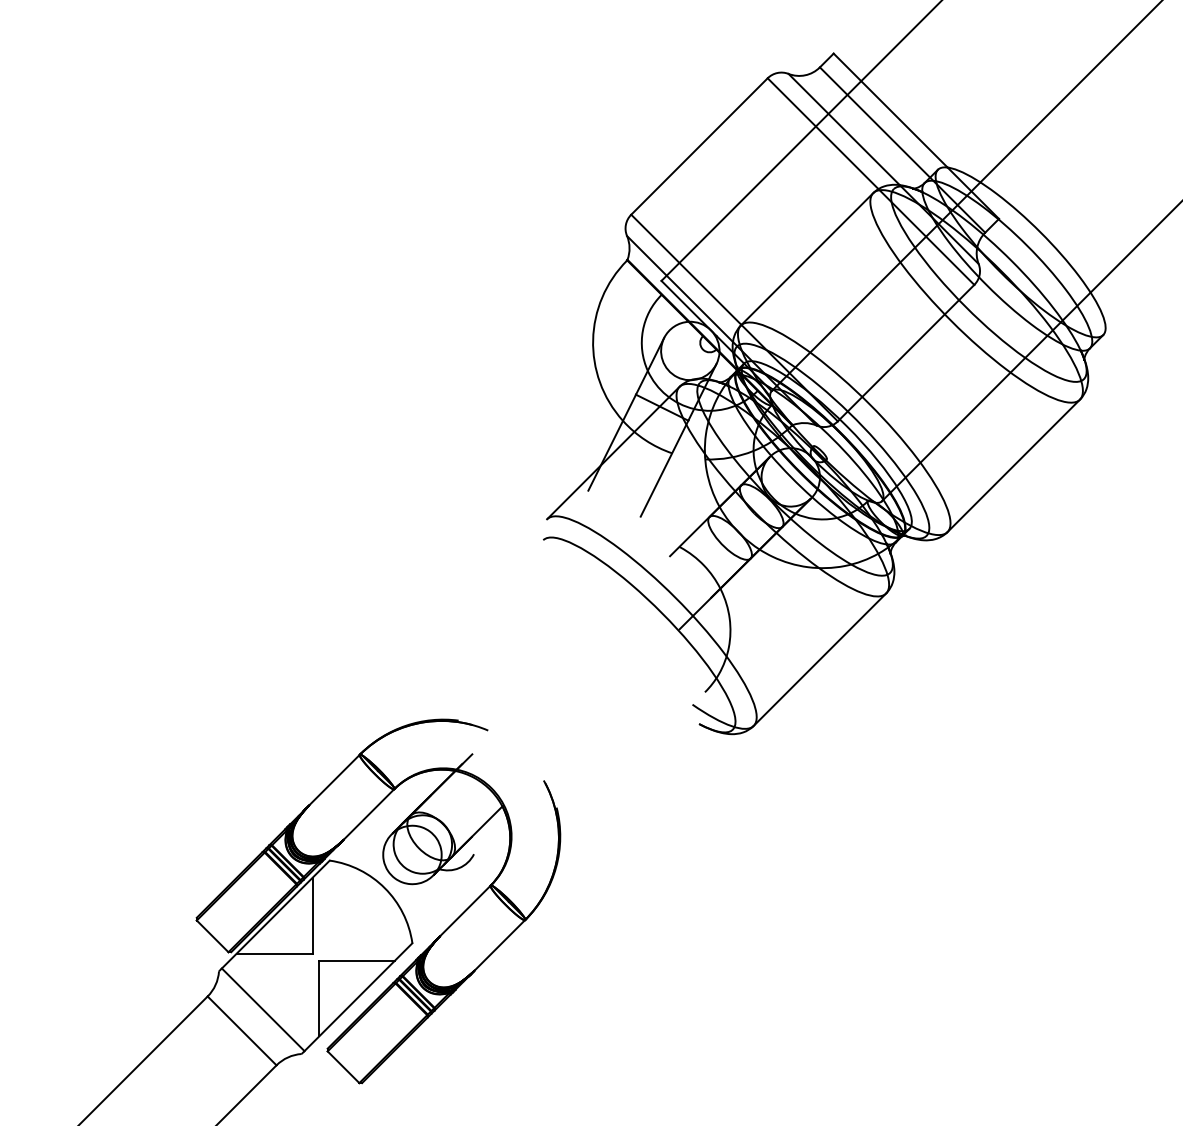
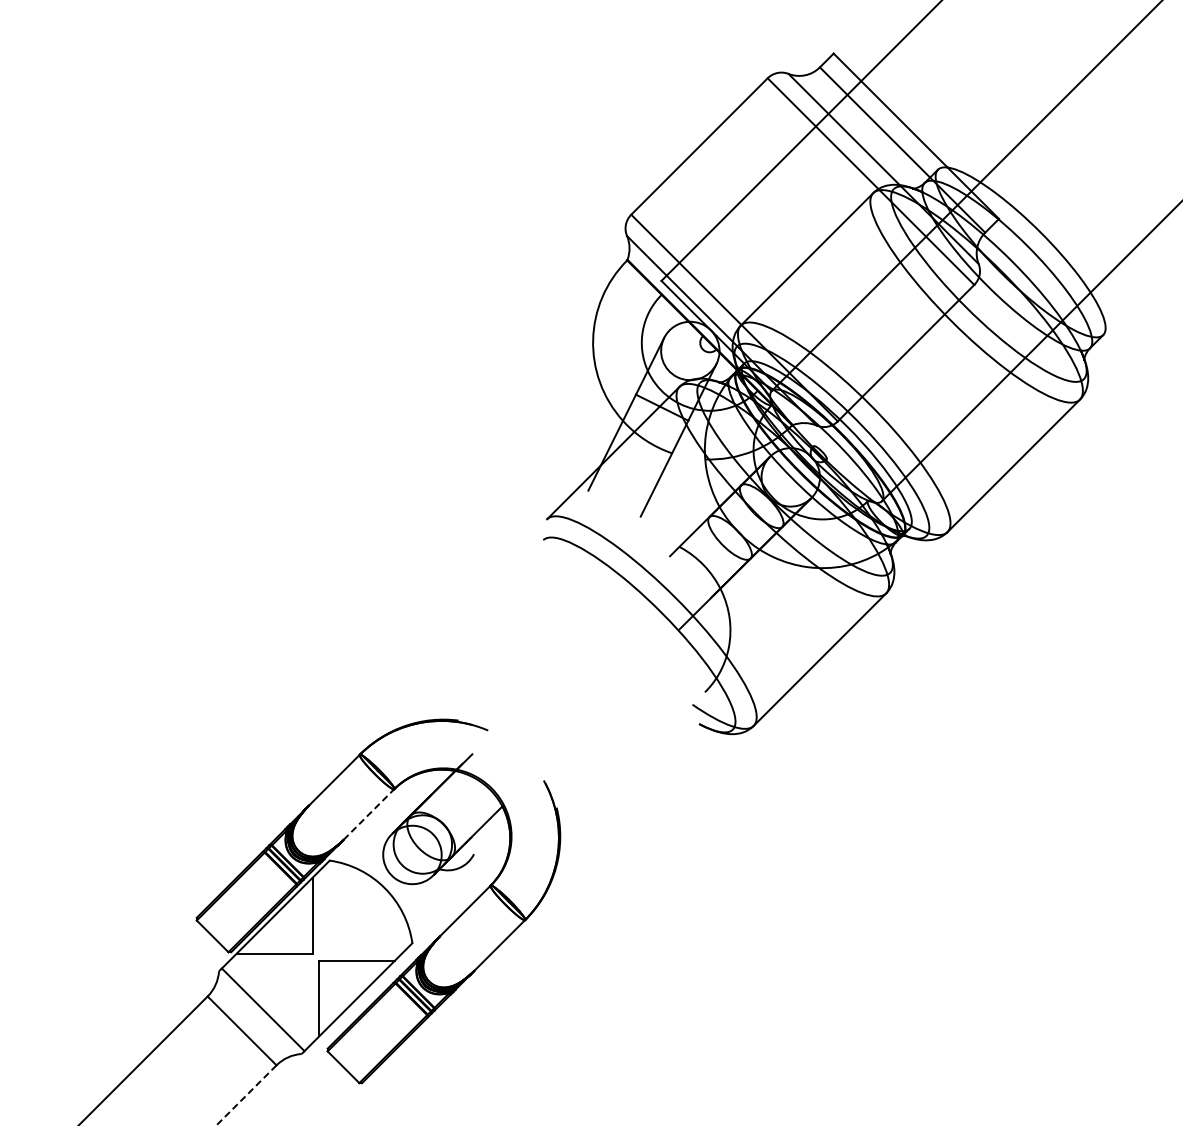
line: solid -> dashed (368, 814)
line: solid -> dashed (246, 1095)
